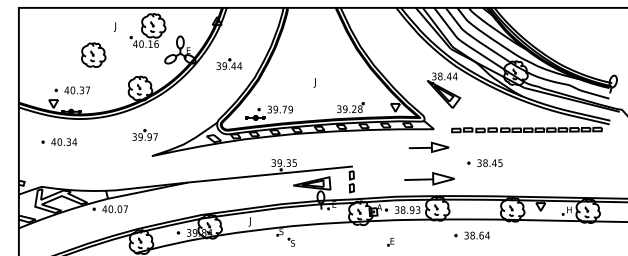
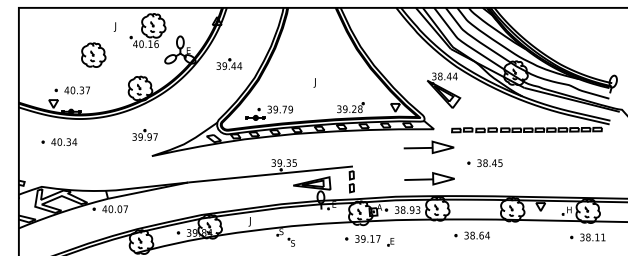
part size: 42x12 px -> 52x15 px (428, 147)
part: none -> present (587, 237)
part: none -> present (362, 238)
